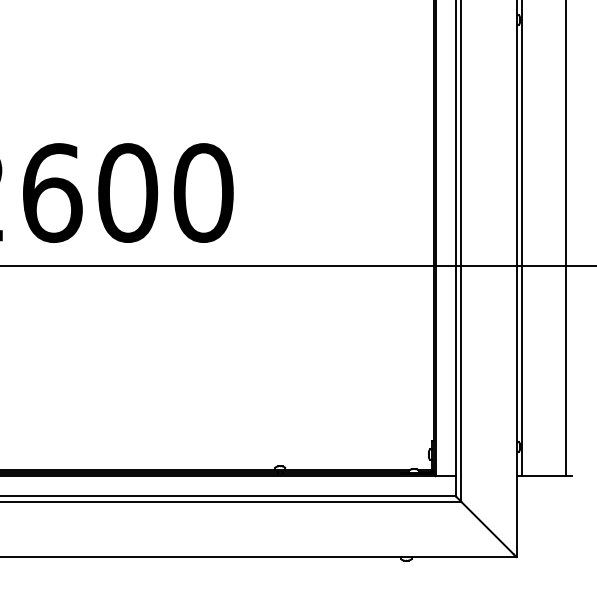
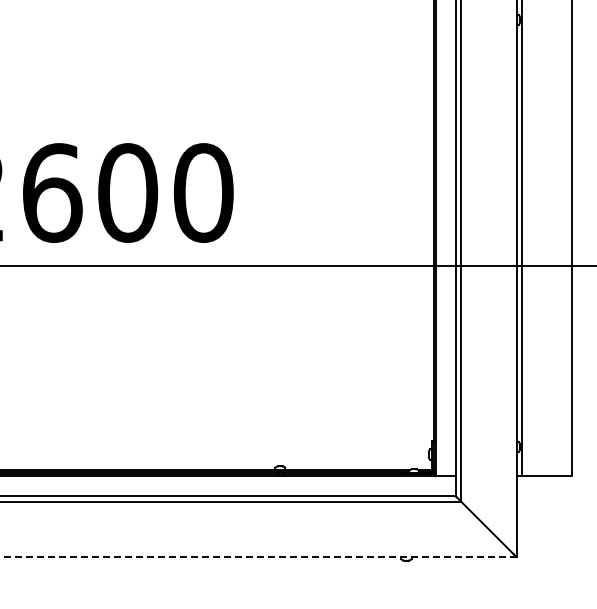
line position: (566, 239) -> (572, 239) (572, 239)
line: solid -> dashed (258, 557)
